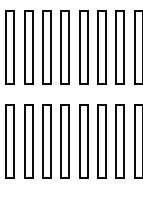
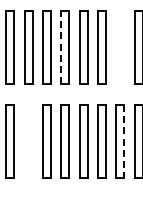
line: solid -> dashed (61, 47)
part: present -> none (119, 47)
part: present -> none (28, 141)
line: solid -> dashed (124, 142)
